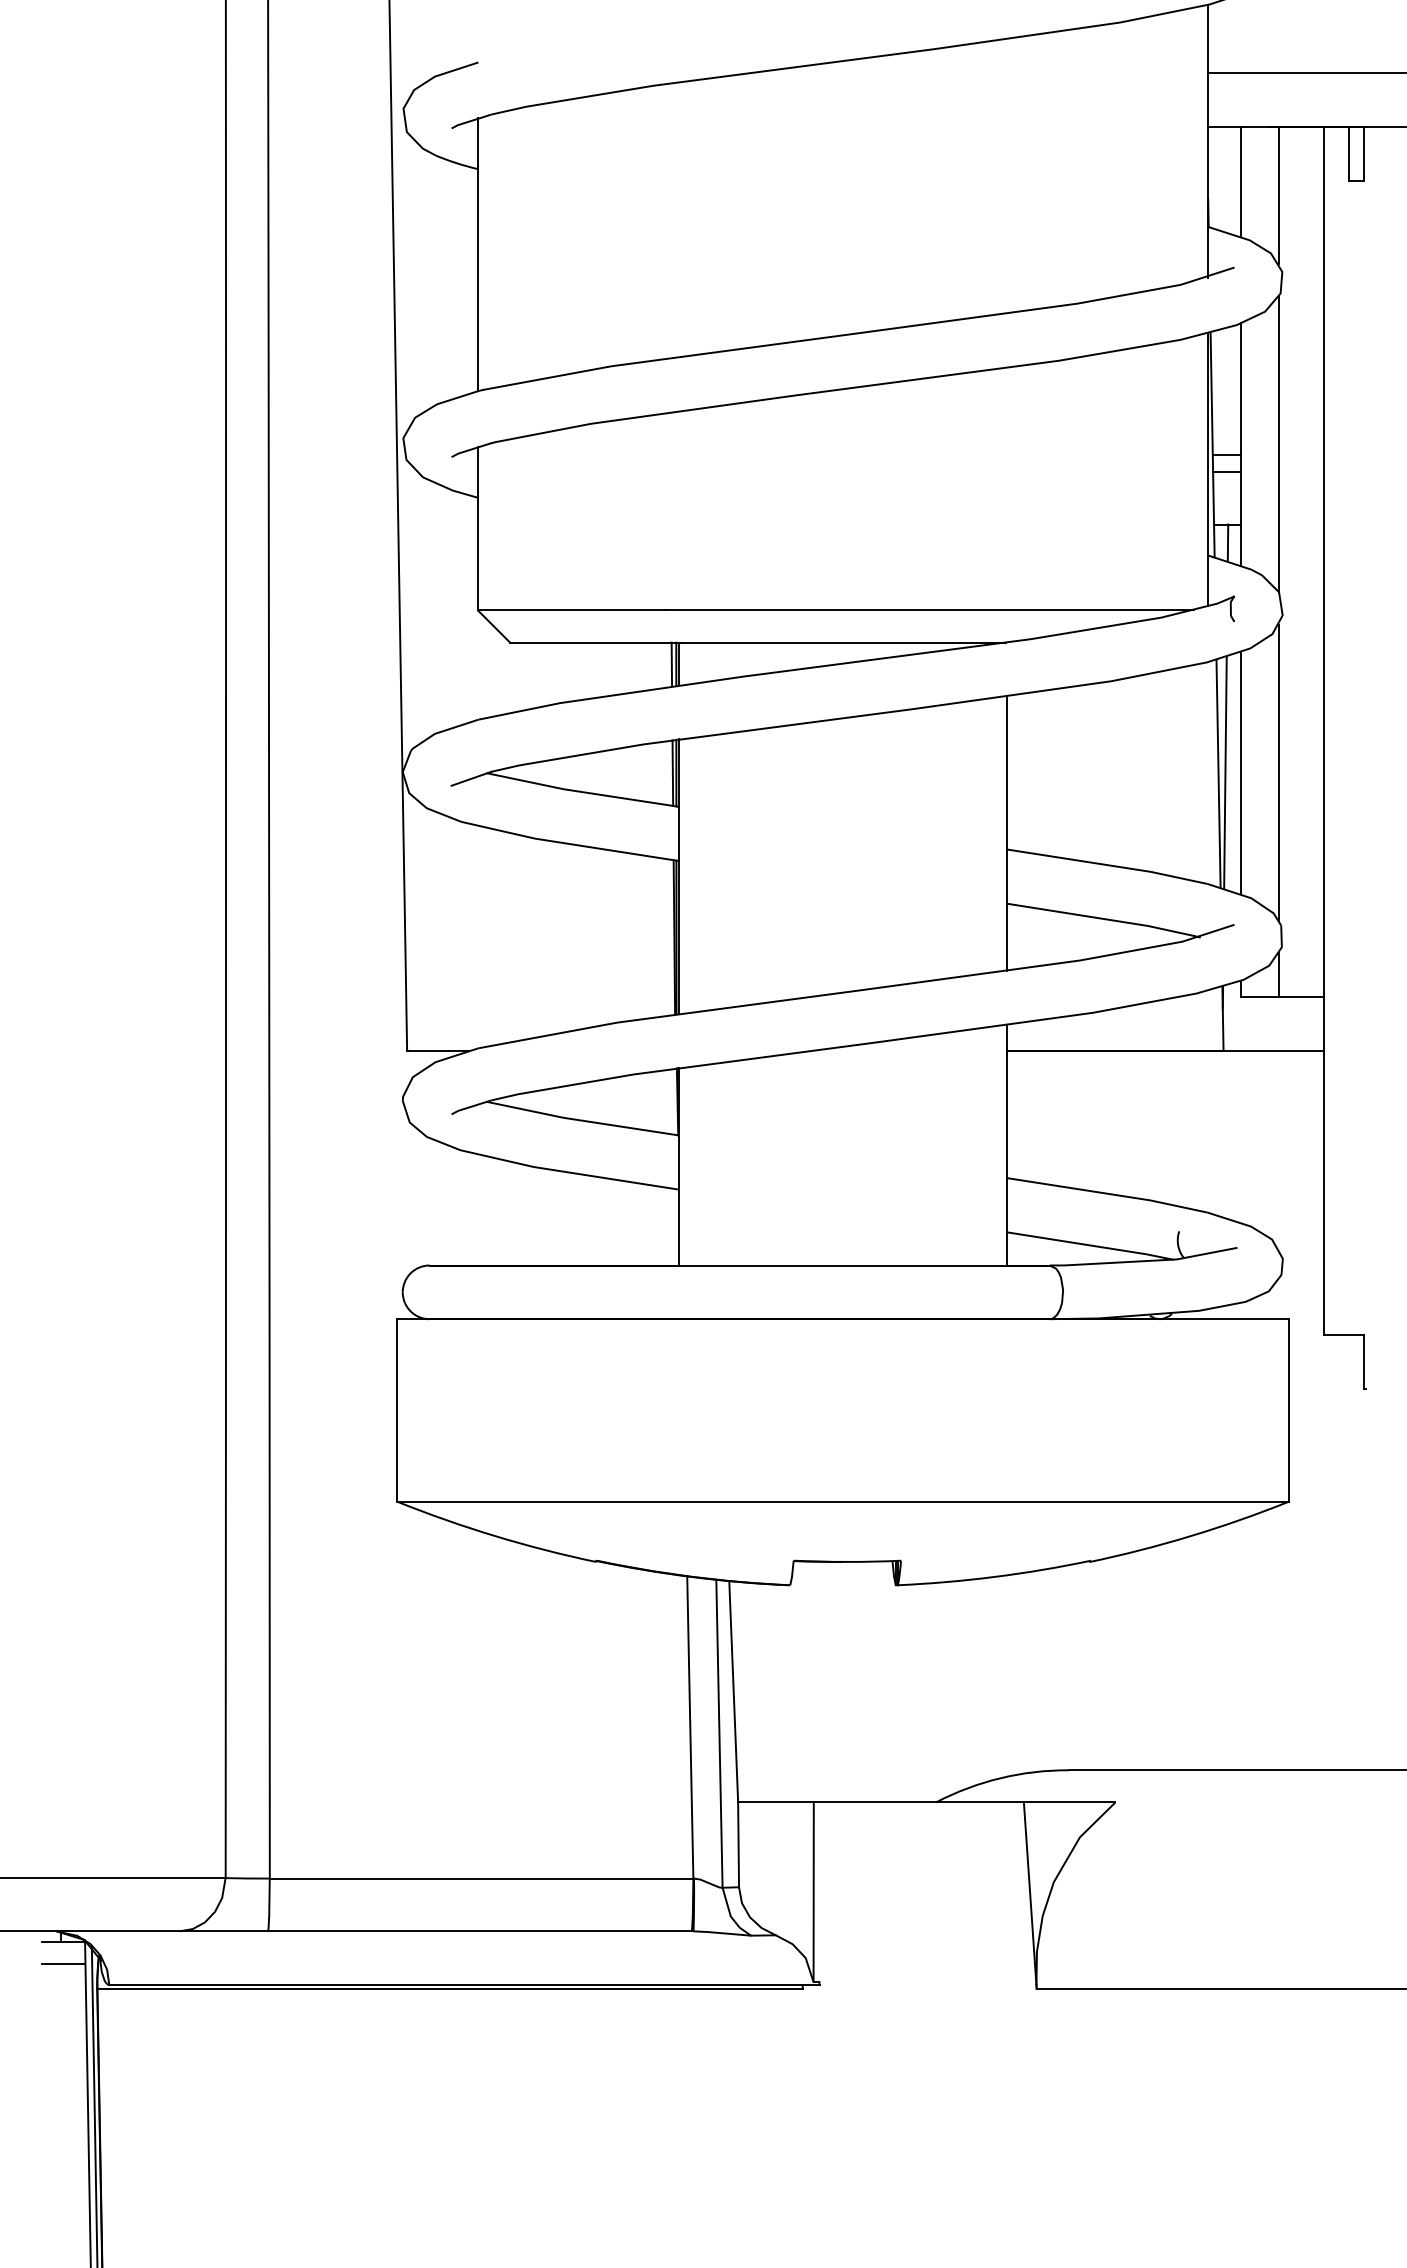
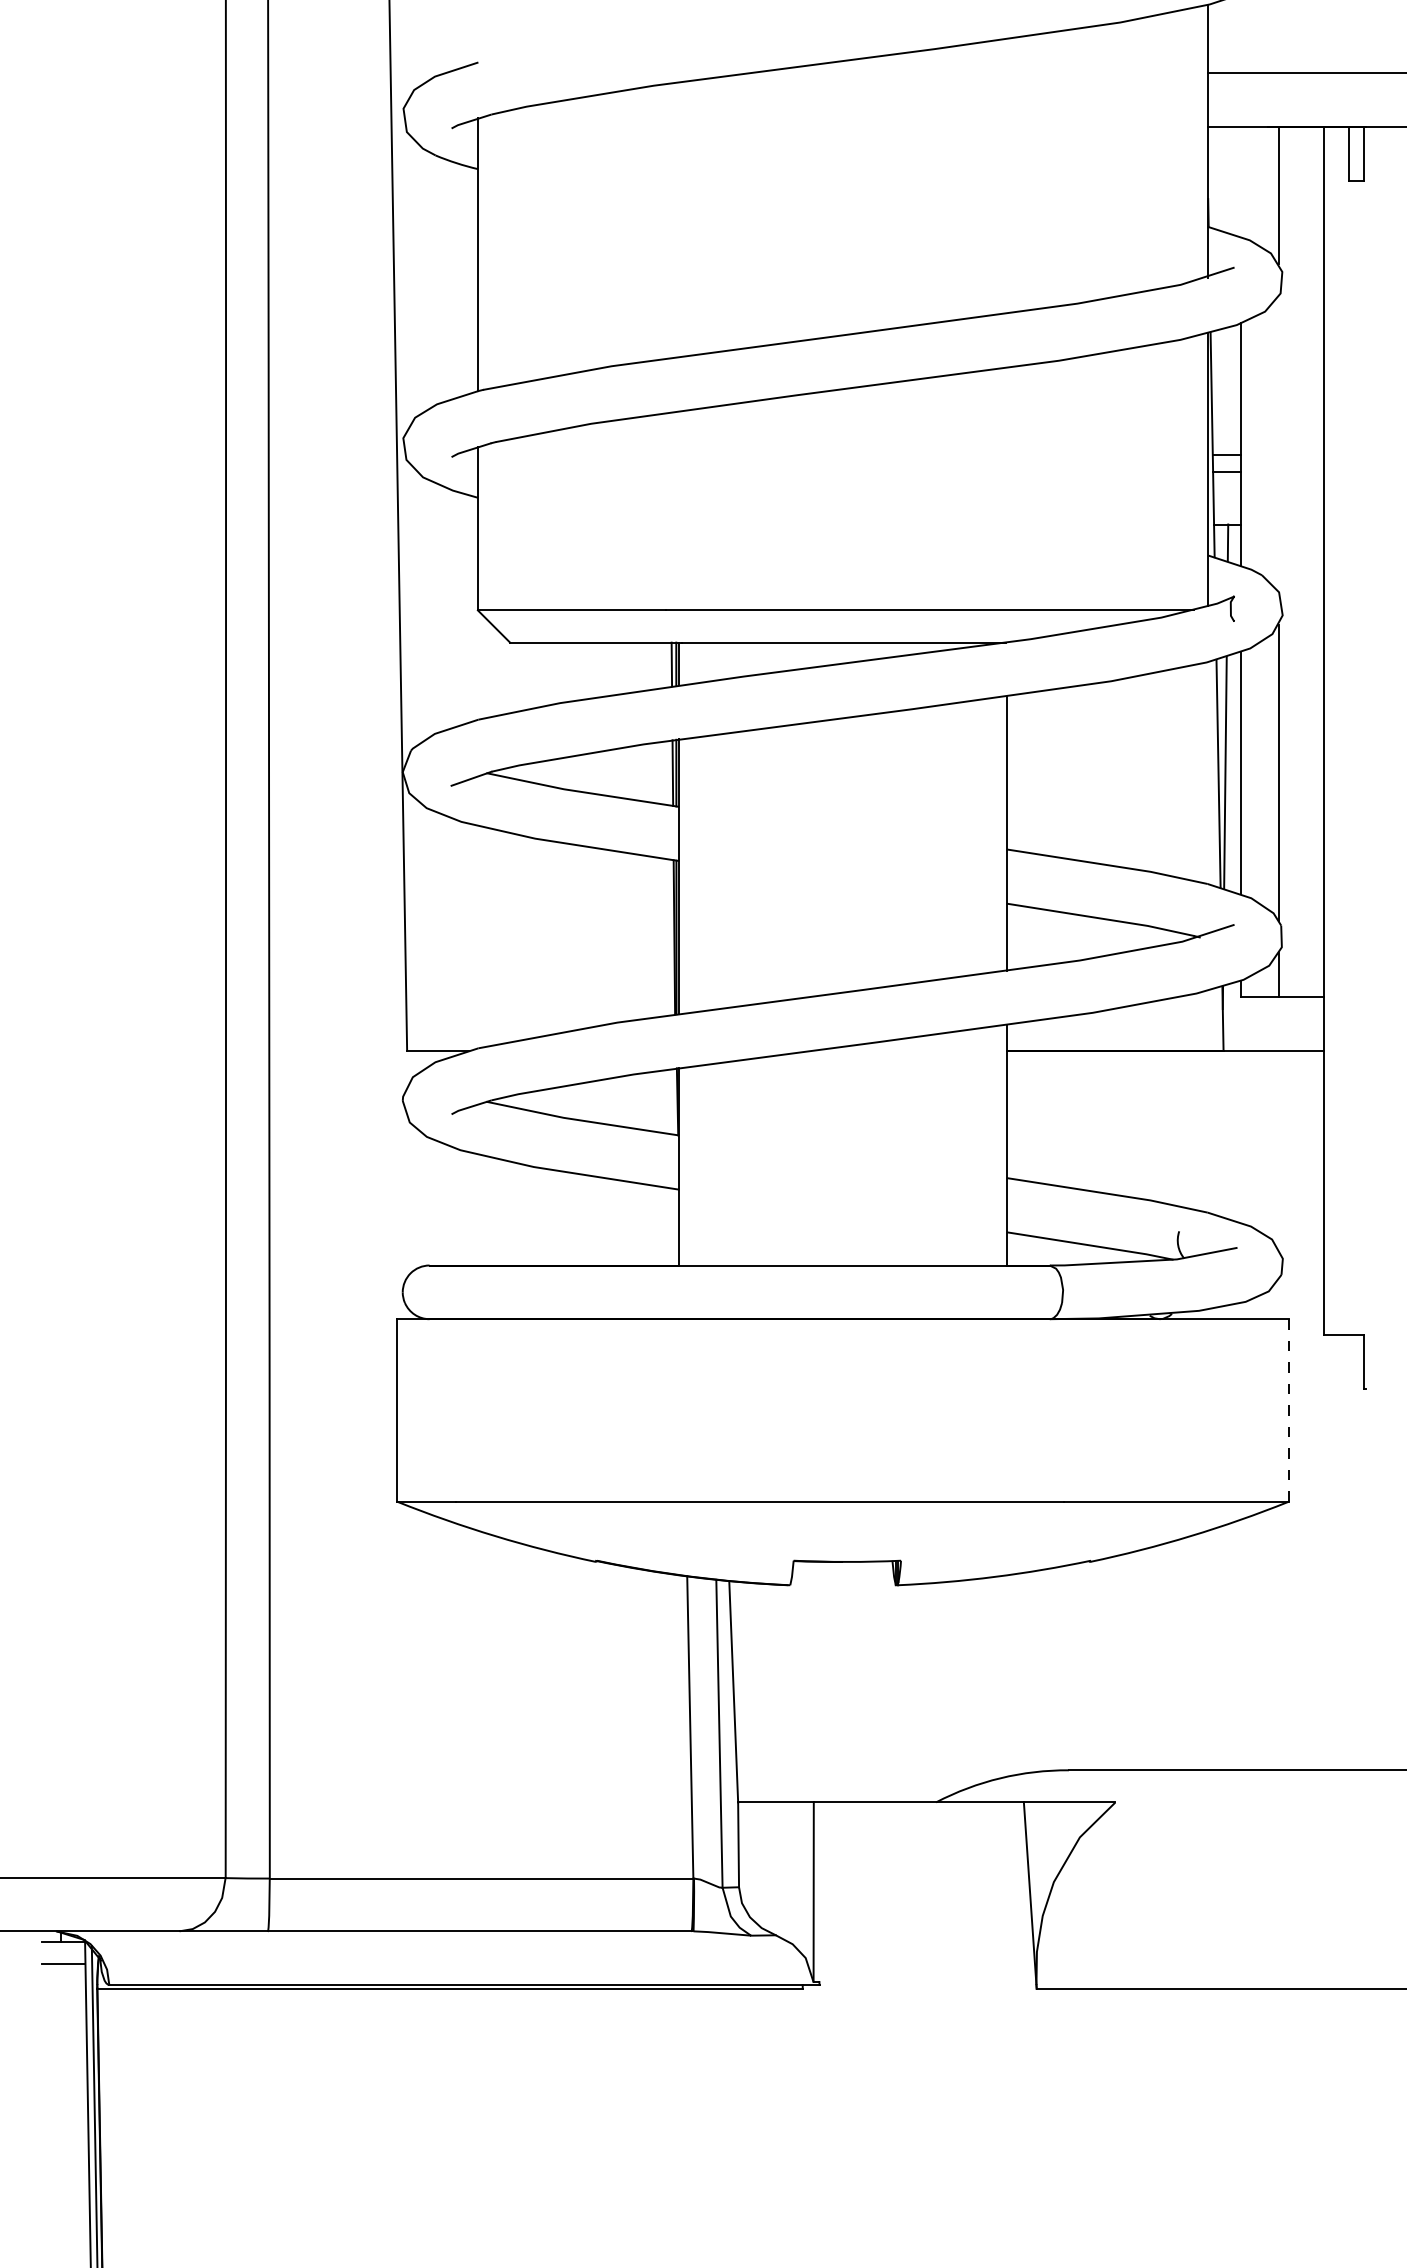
line: present -> none (1241, 181)
line: present -> none (1279, 444)
line: solid -> dashed (1288, 1409)
